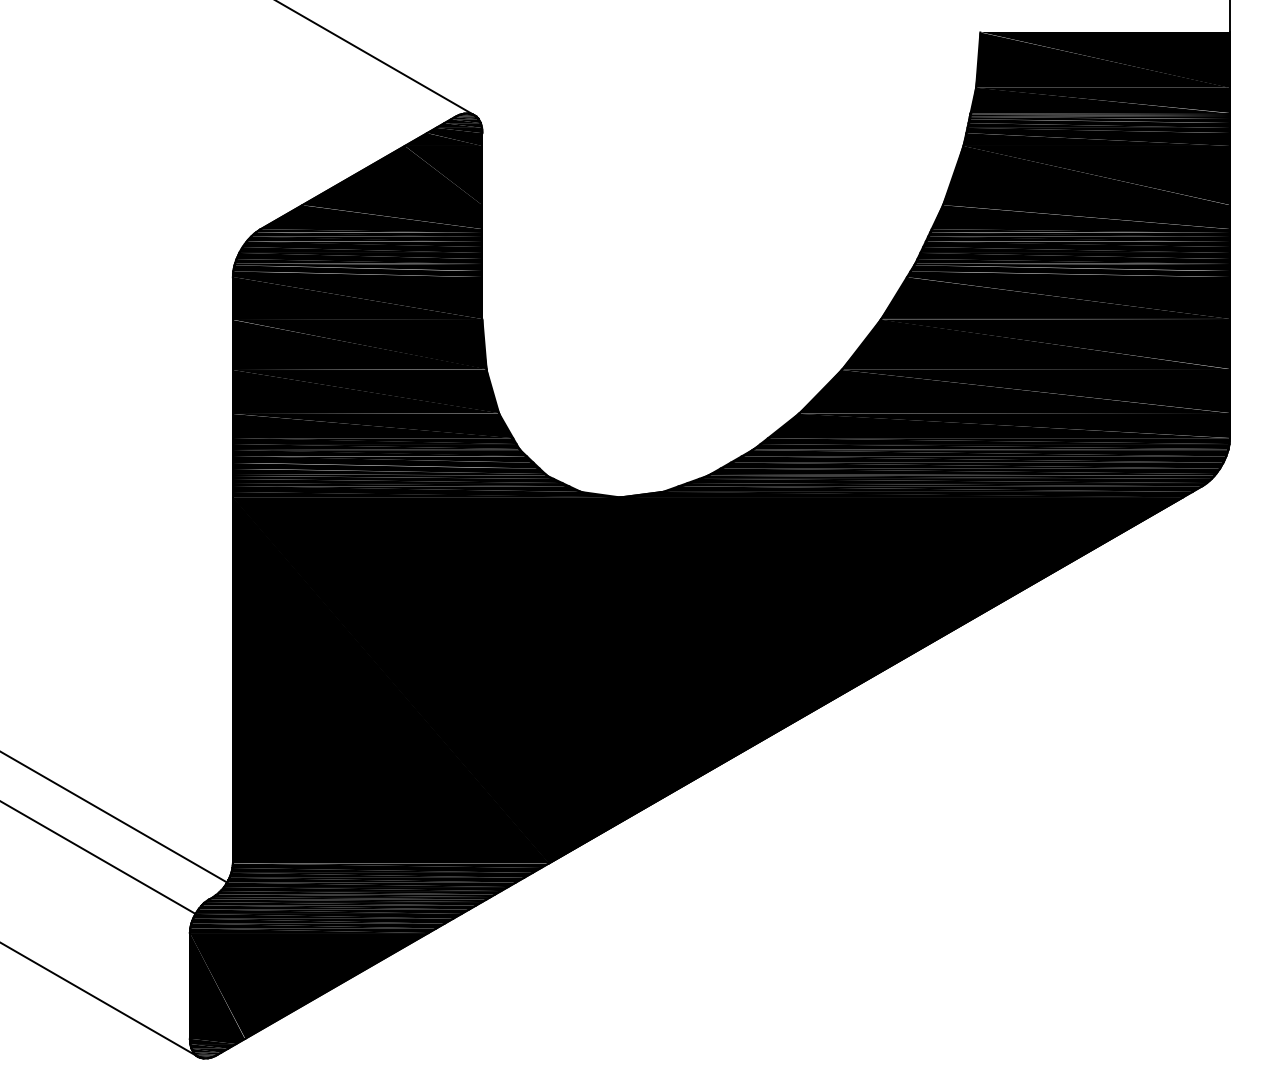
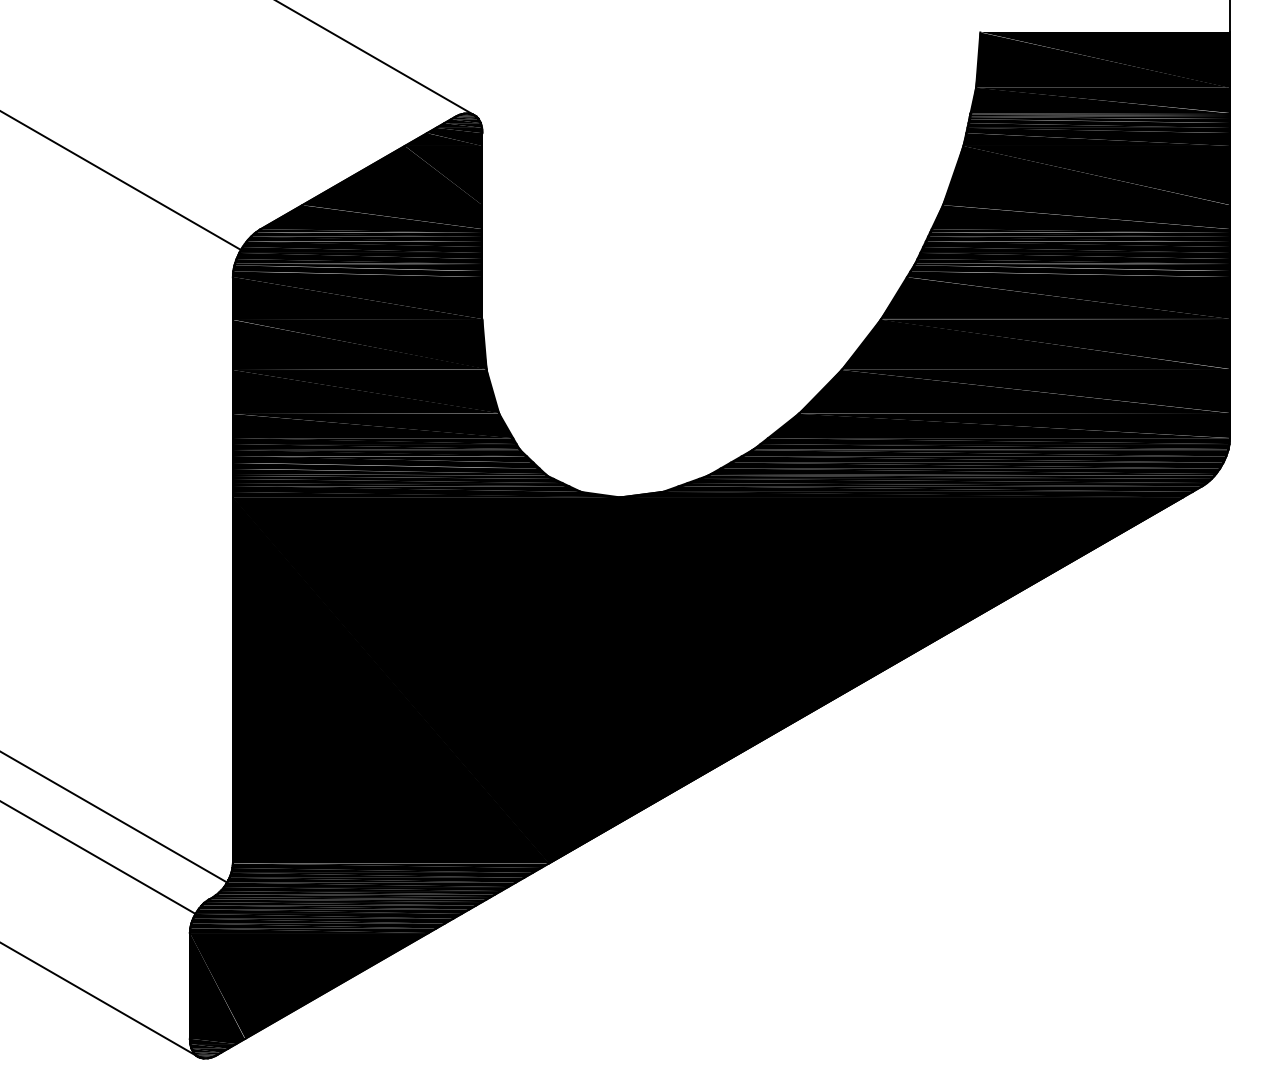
line: none -> present (121, 180)
